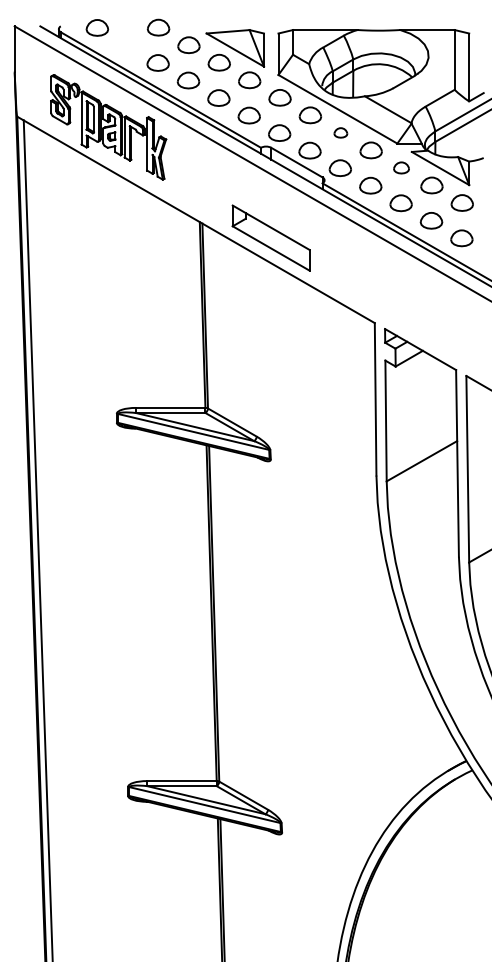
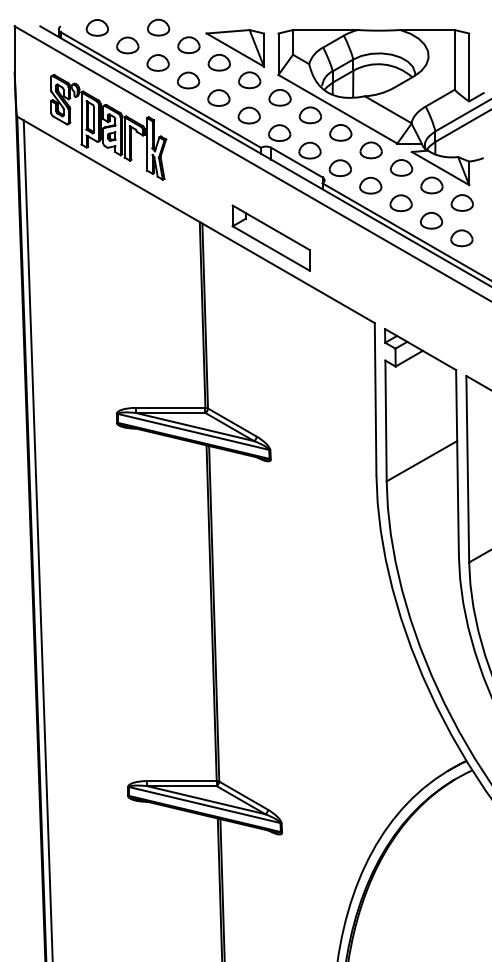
part: none -> present (127, 45)
part size: 16x12 px -> 24x18 px (340, 132)
part size: 17x14 px -> 25x18 px (401, 167)
